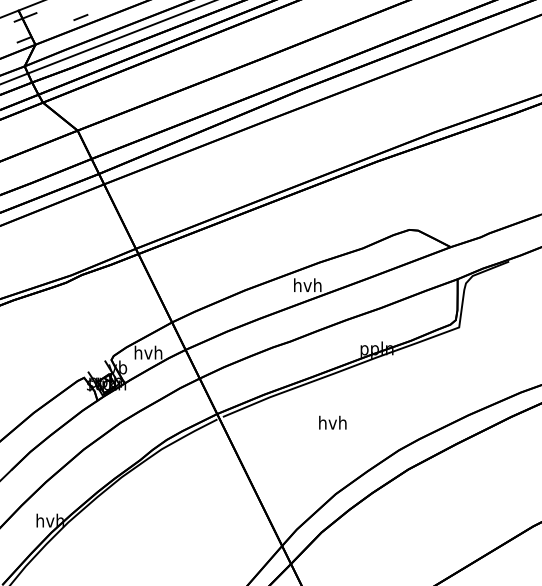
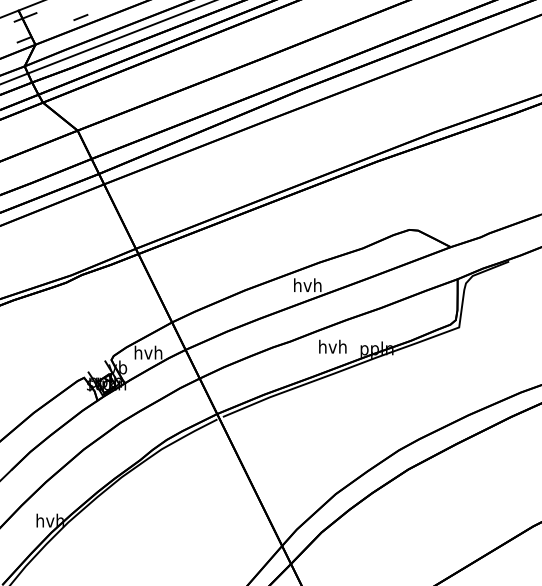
text position: (332, 422) -> (332, 346) (332, 346)
